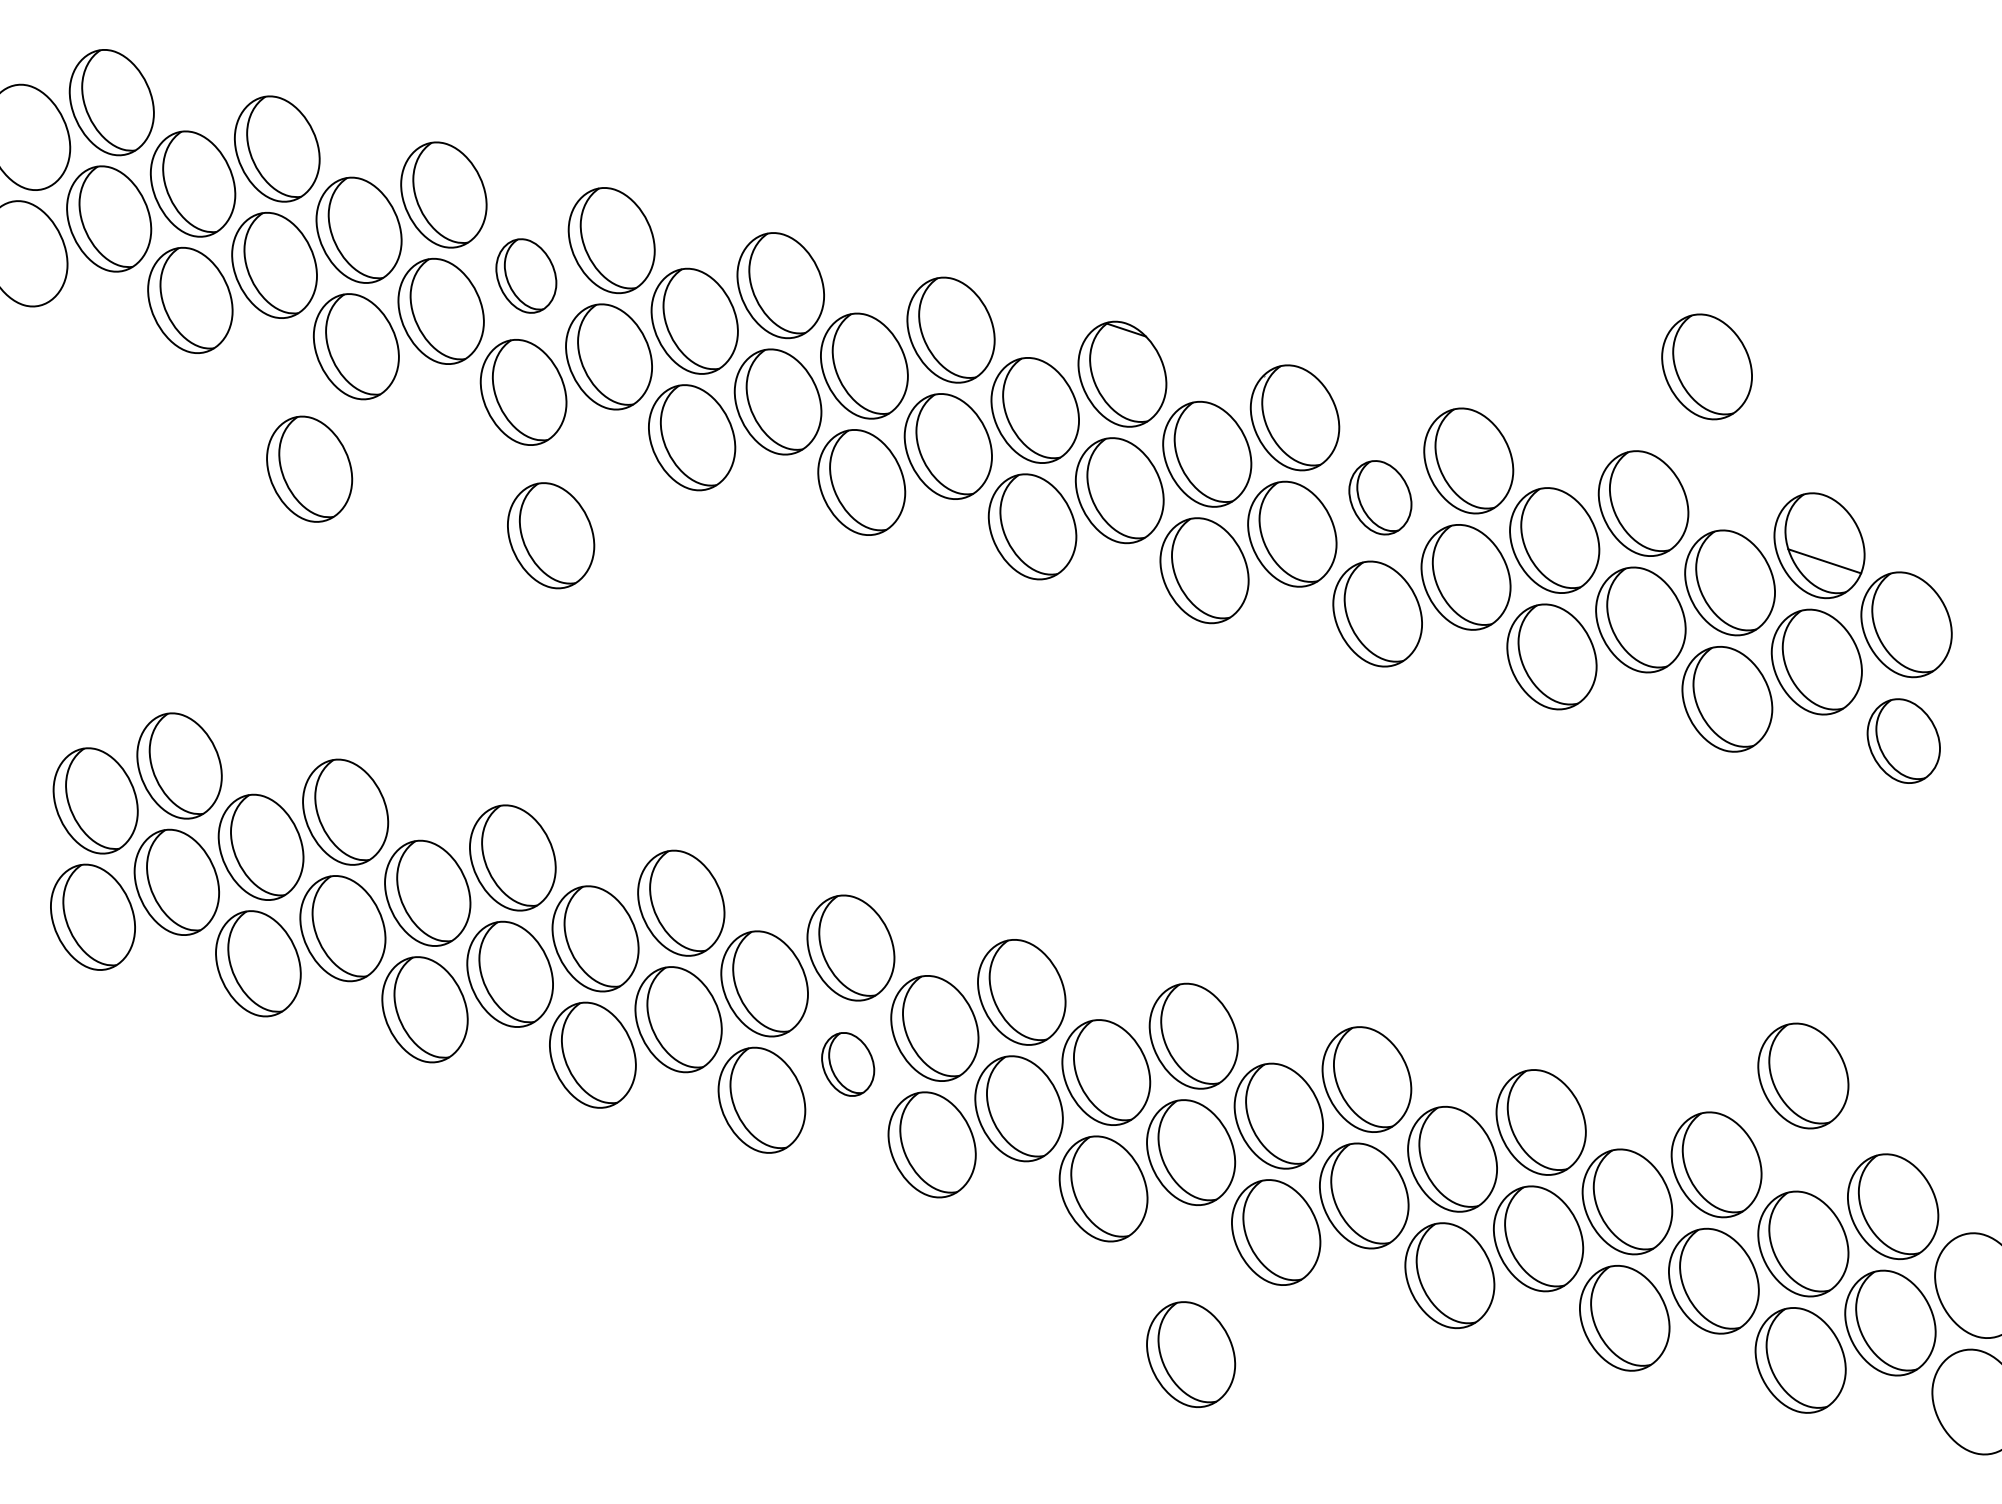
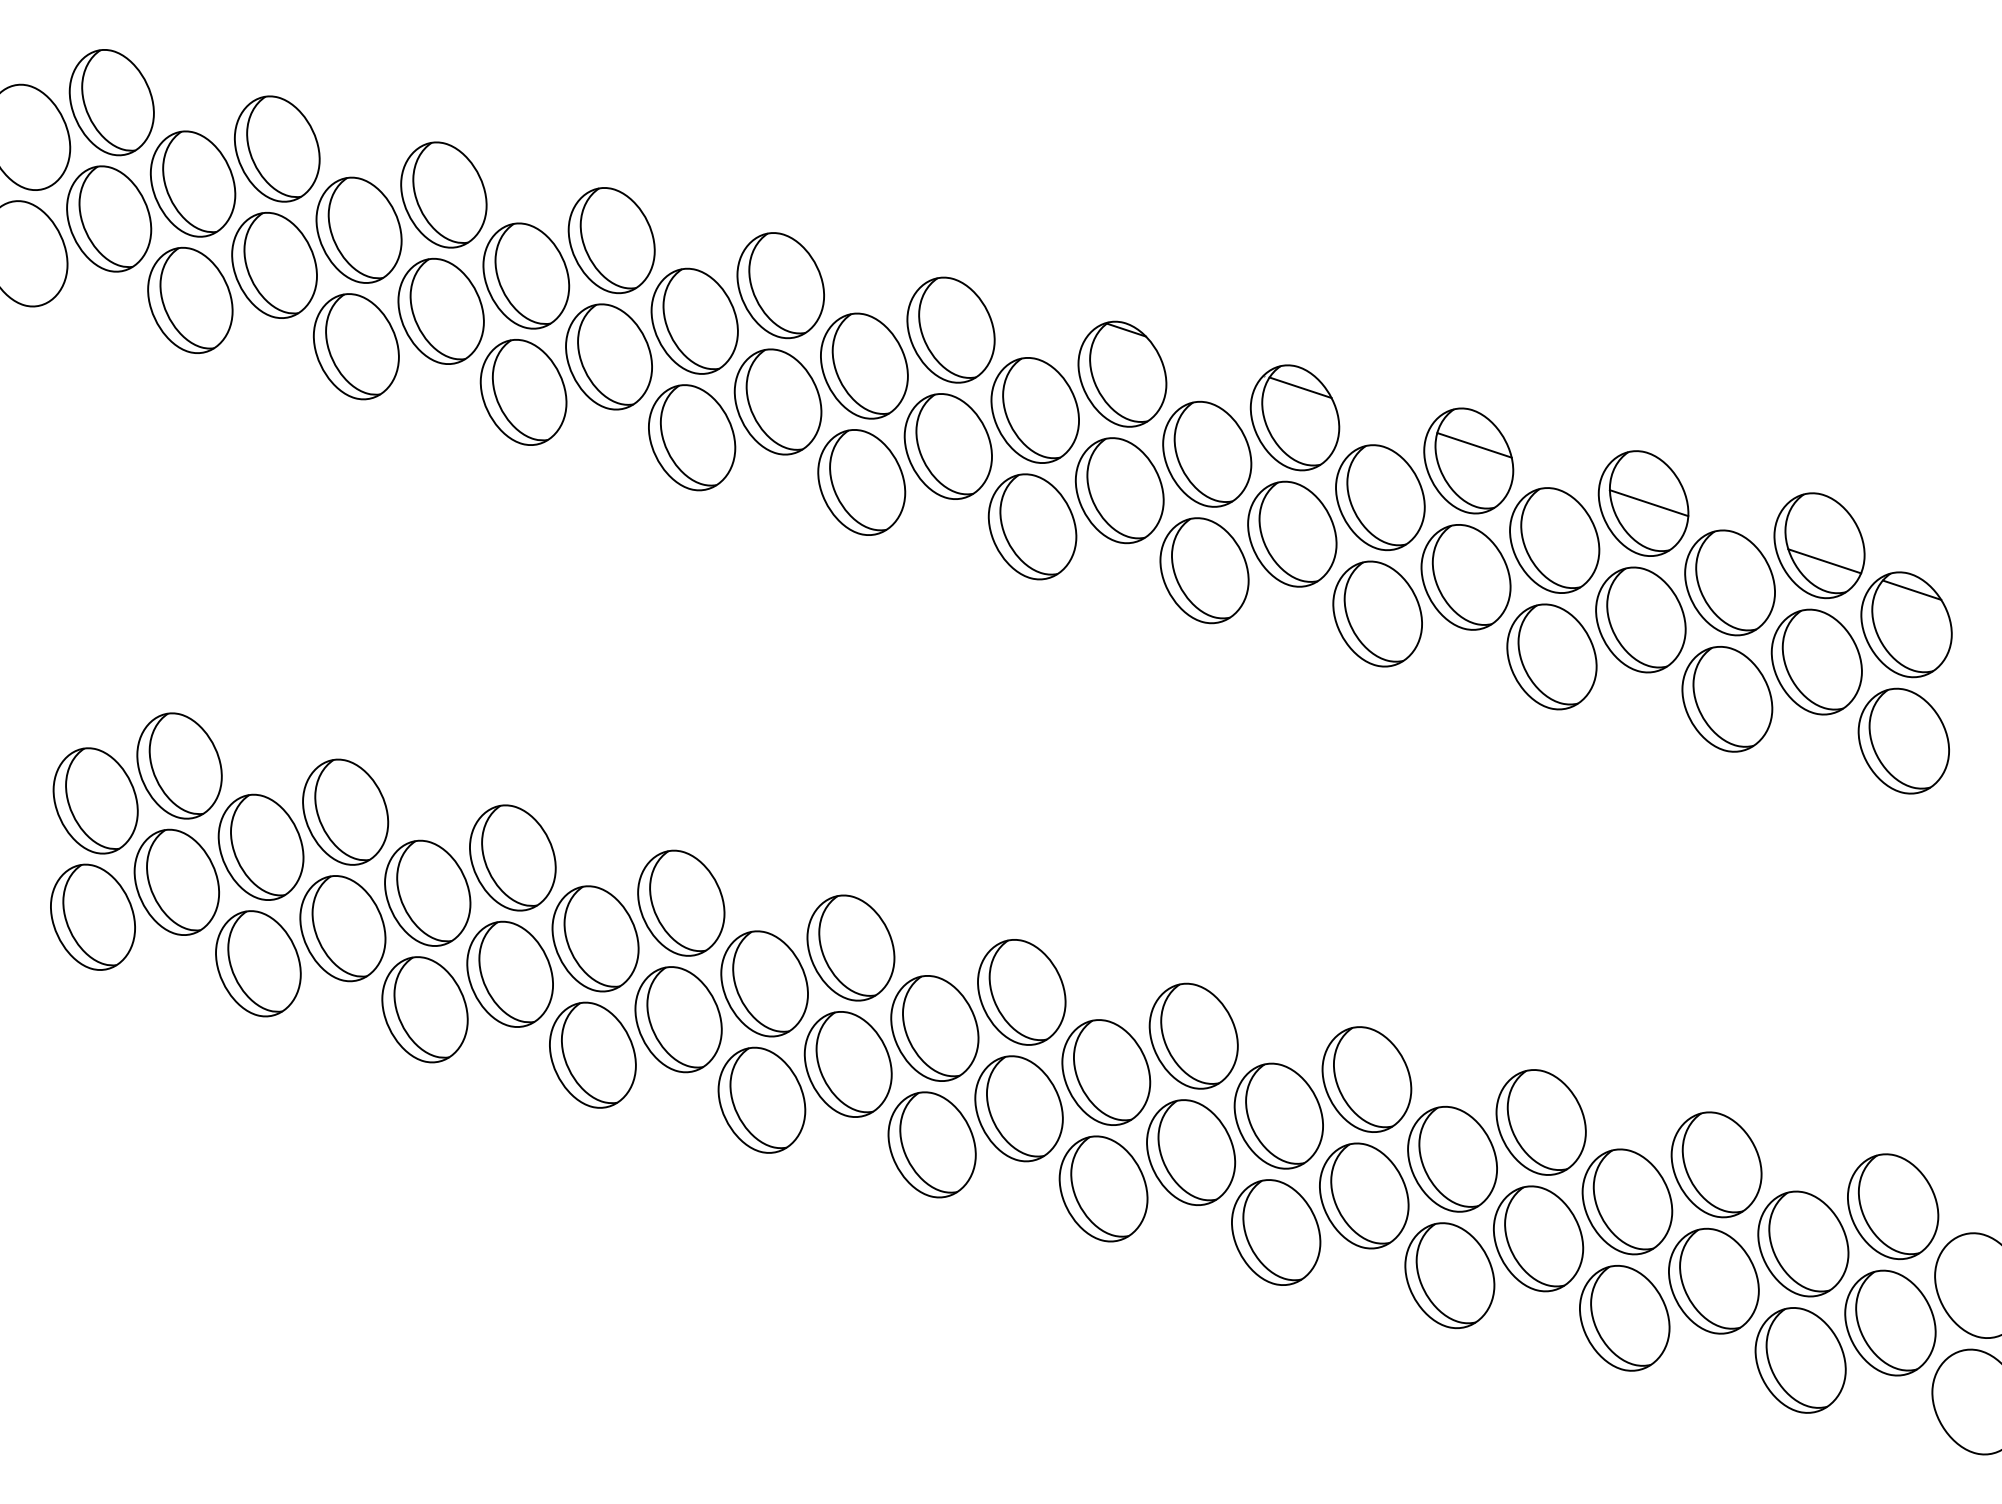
part size: 63x76 px -> 89x108 px (526, 275)
part: present -> none (1706, 366)
line: none -> present (1300, 387)
line: none -> present (1474, 445)
part: present -> none (309, 468)
part size: 65x76 px -> 91x108 px (1380, 497)
line: none -> present (1648, 503)
part: present -> none (551, 535)
line: none -> present (1911, 589)
part size: 75x86 px -> 93x108 px (1903, 740)
part size: 55x65 px -> 90x107 px (847, 1064)
part: present -> none (1803, 1075)
part: present -> none (1191, 1354)
